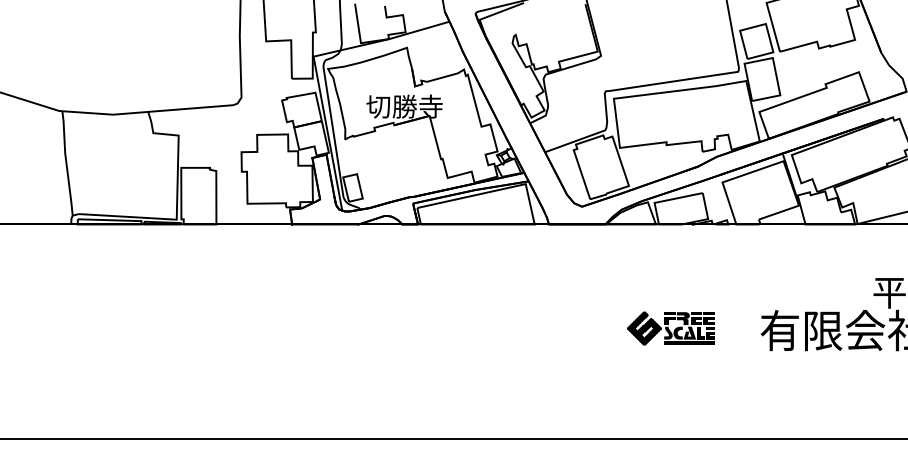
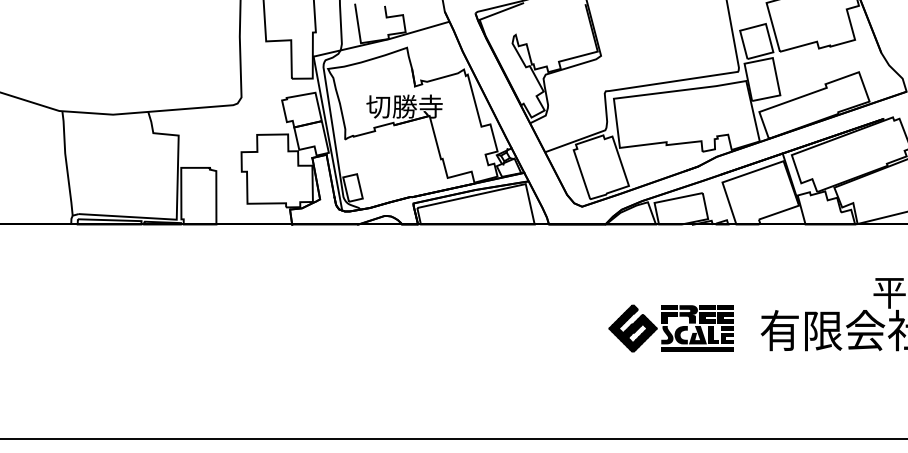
part size: 88x35 px -> 126x49 px (670, 328)
